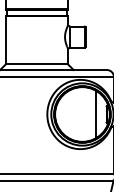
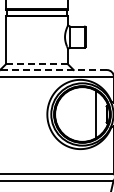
line: solid -> dashed (37, 64)
line: solid -> dashed (53, 70)
